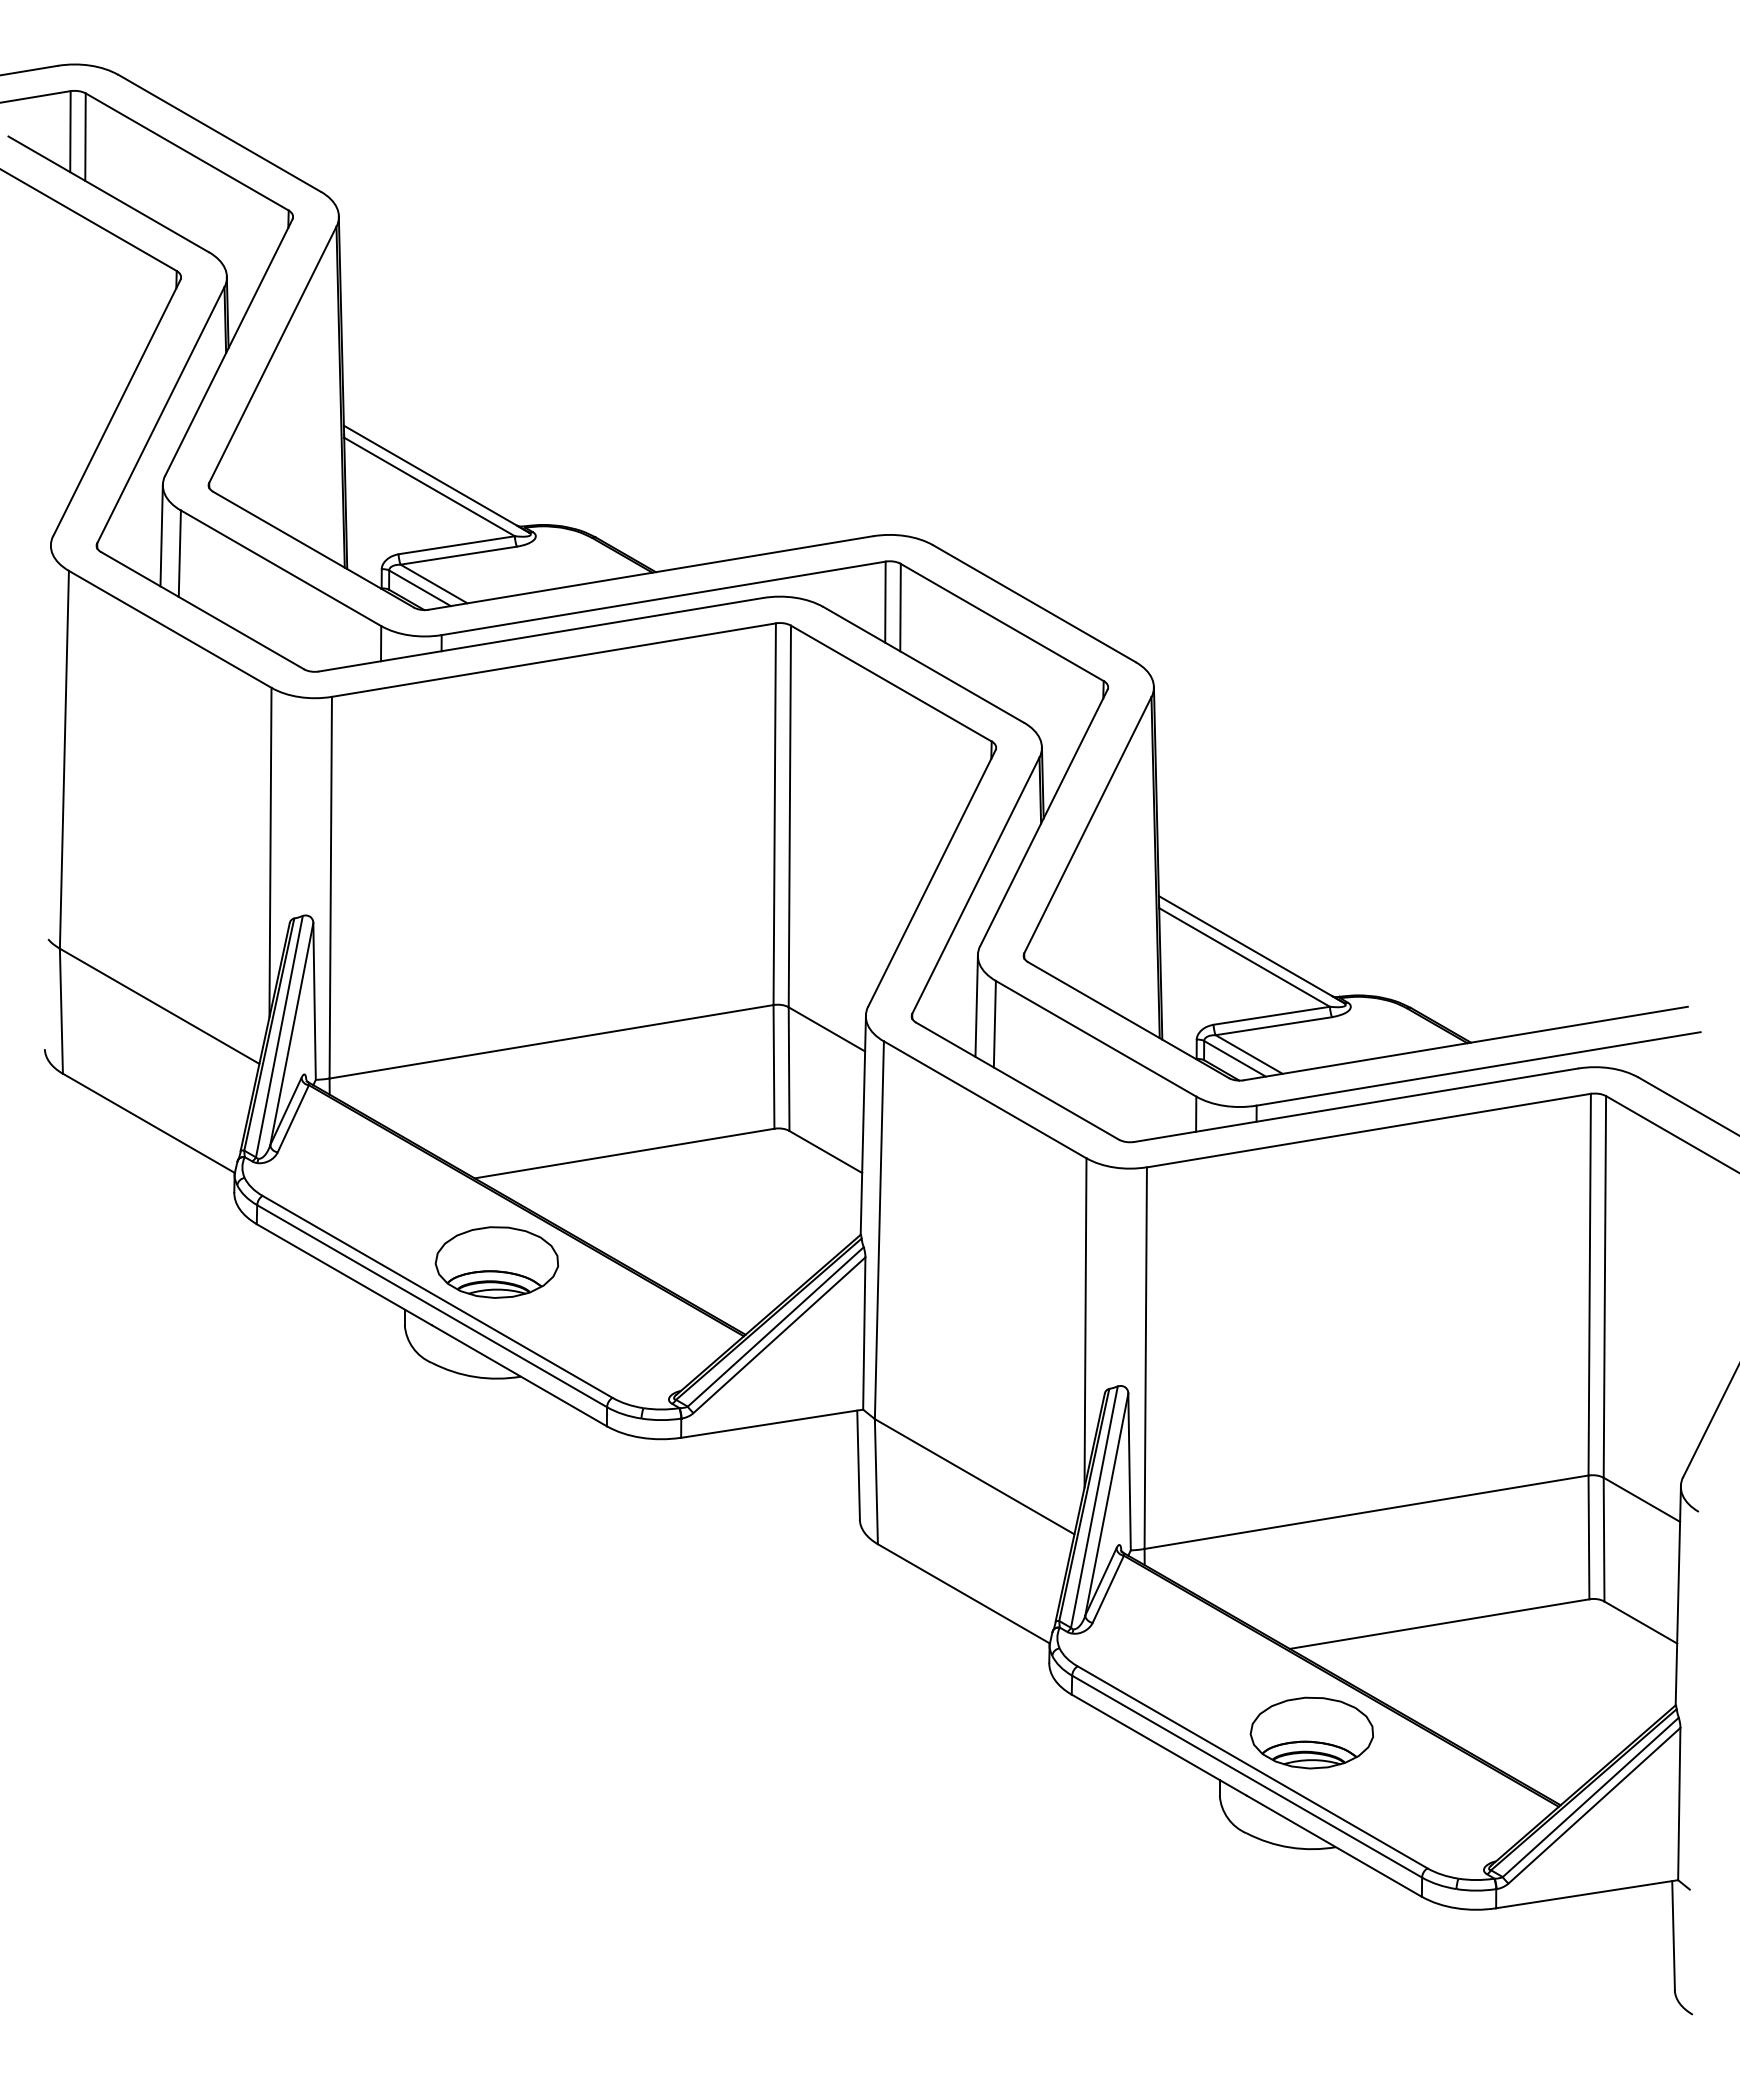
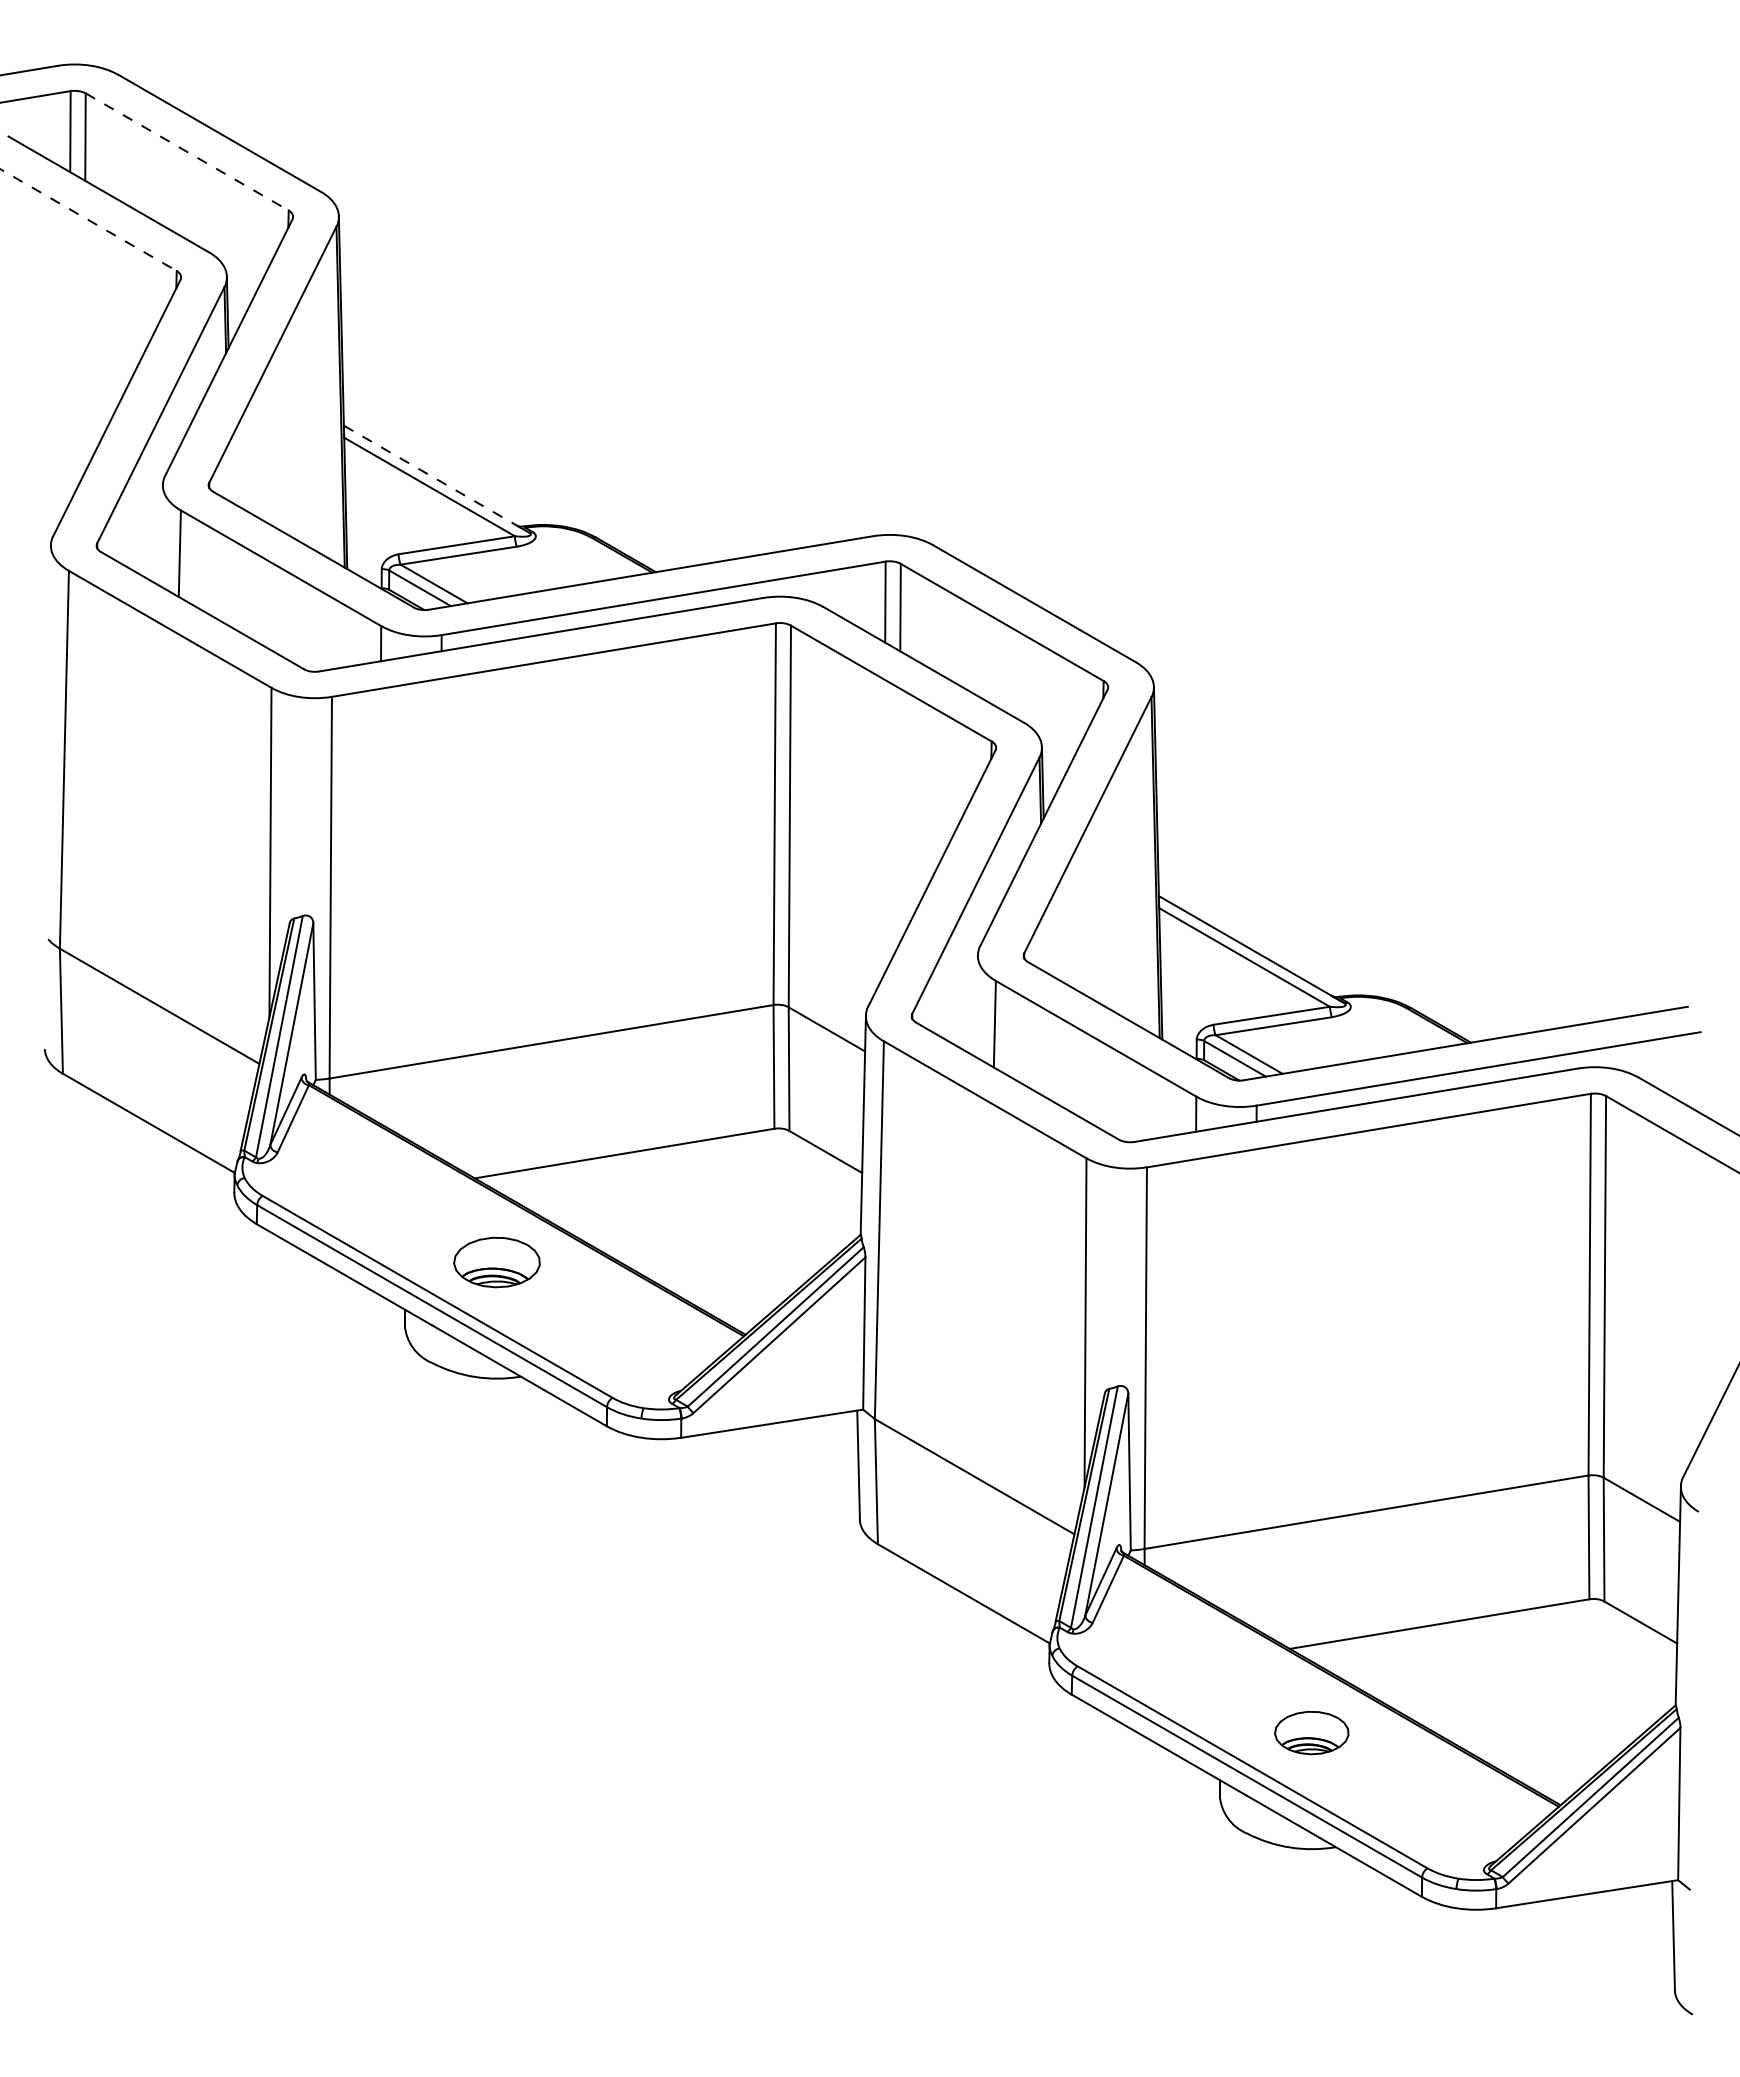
line: solid -> dashed (187, 152)
line: solid -> dashed (88, 220)
line: solid -> dashed (436, 479)
line: present -> none (161, 535)
line: present -> none (976, 1005)
part size: 126x73 px -> 88x53 px (496, 1262)
part size: 125x74 px -> 76x45 px (1311, 1733)
